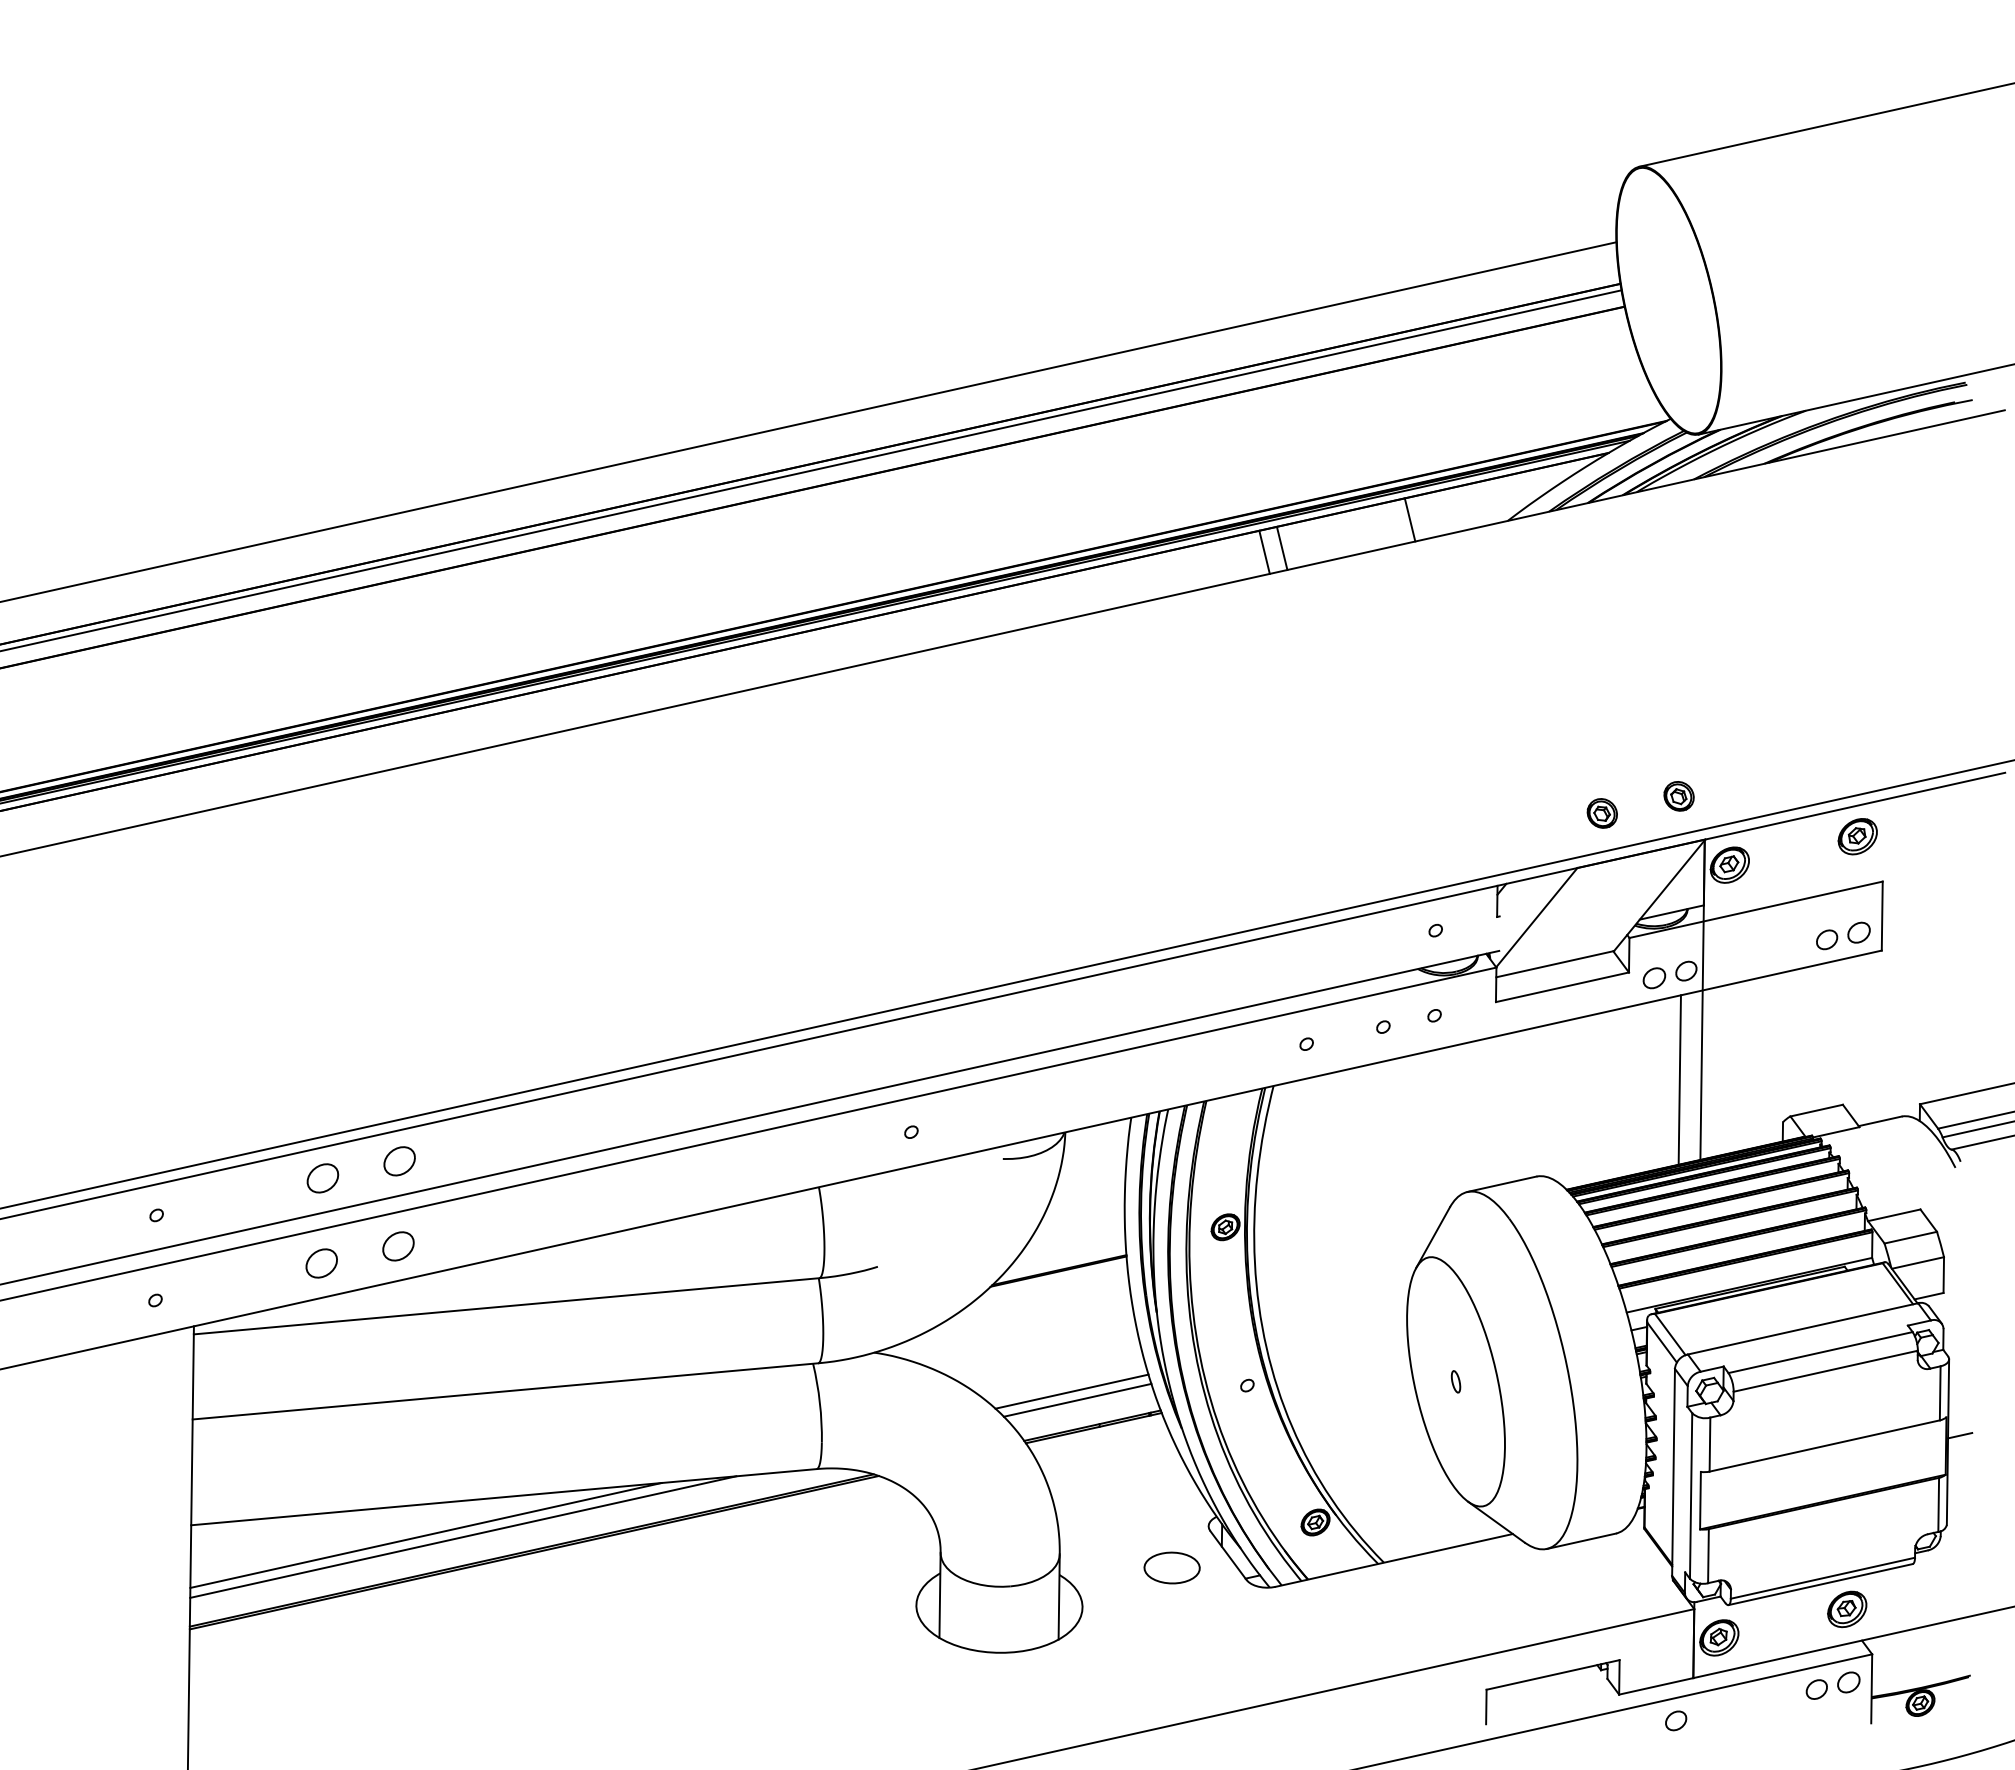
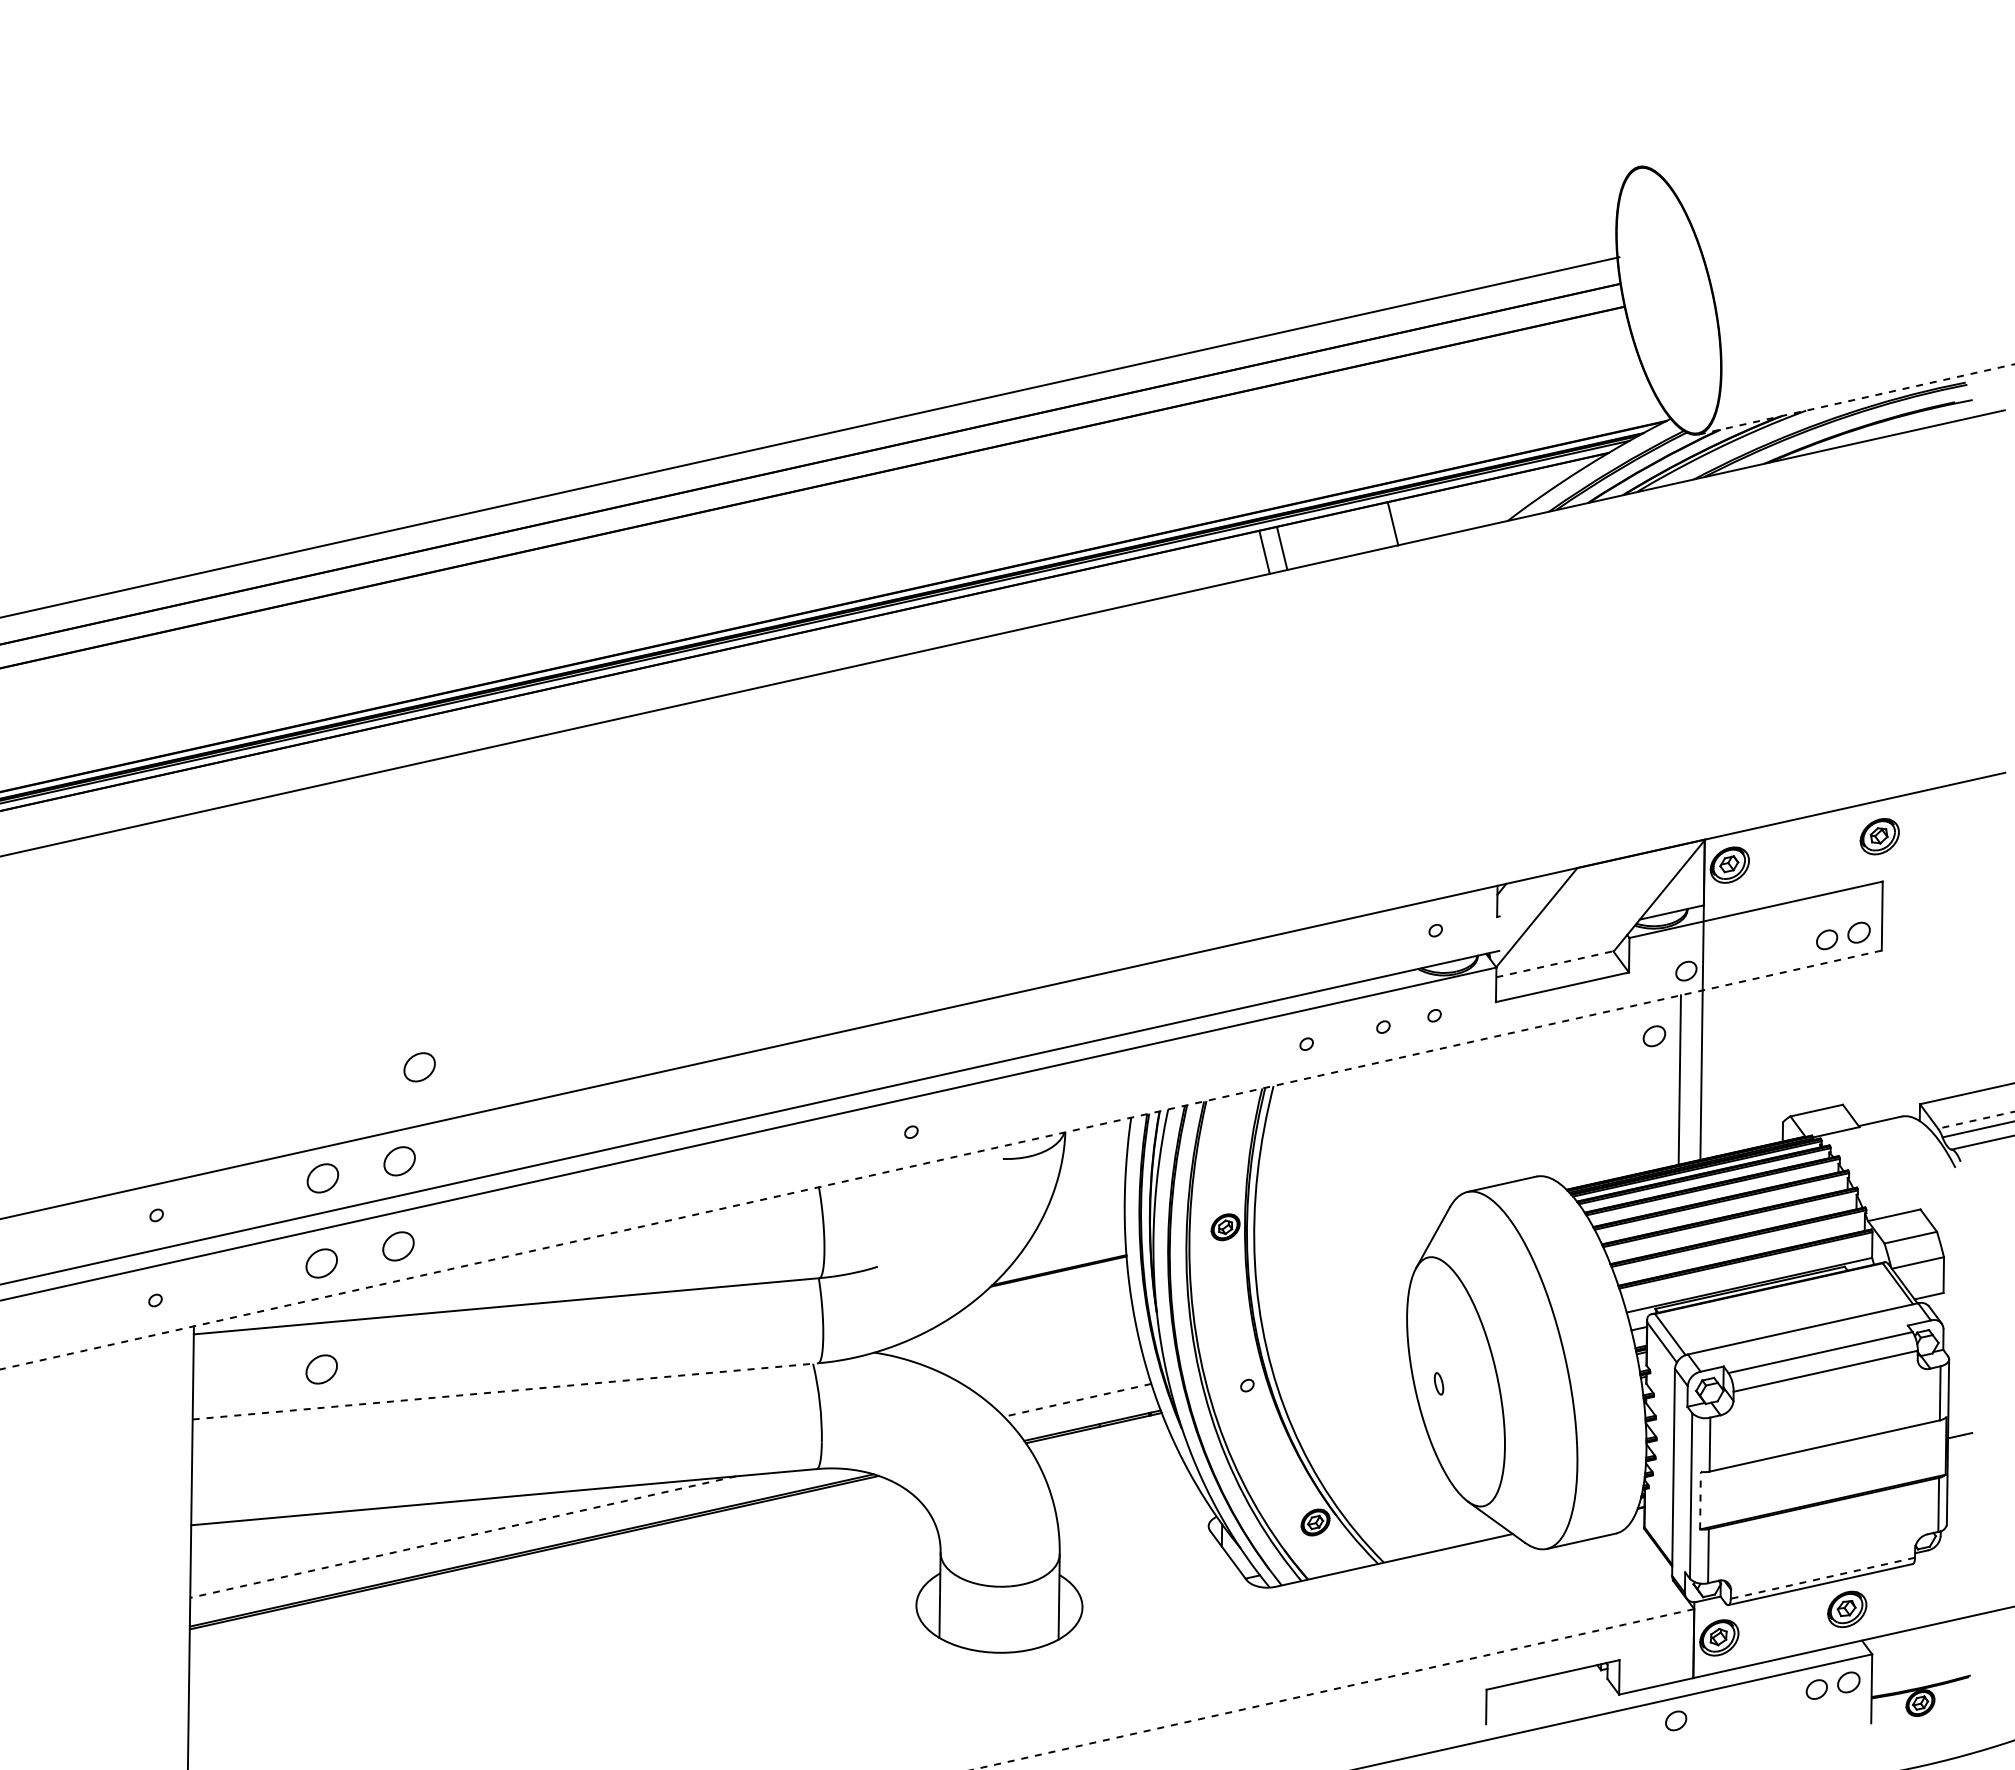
line: present -> none (1825, 125)
line: solid -> dashed (1856, 399)
line position: (809, 421) -> (810, 437) (810, 437)
line: present -> none (811, 470)
line position: (1409, 519) -> (1392, 523) (1392, 523)
part: present -> none (1678, 796)
part: present -> none (1601, 813)
part position: (1857, 836) -> (1879, 836) (1879, 836)
line: solid -> dashed (1555, 964)
part position: (1654, 978) -> (1654, 1036) (1654, 1036)
line: present -> none (1006, 984)
part: none -> present (419, 1067)
line: solid -> dashed (1976, 1120)
line: solid -> dashed (940, 1160)
part: none -> present (321, 1369)
part position: (1455, 1381) -> (1438, 1383) (1438, 1383)
line: solid -> dashed (505, 1391)
line: present -> none (1071, 1391)
line: solid -> dashed (1077, 1400)
line: solid -> dashed (1700, 1500)
line: present -> none (425, 1535)
line: solid -> dashed (463, 1537)
part: present -> none (1171, 1567)
line: solid -> dashed (1822, 1578)
line: solid -> dashed (1333, 1689)
